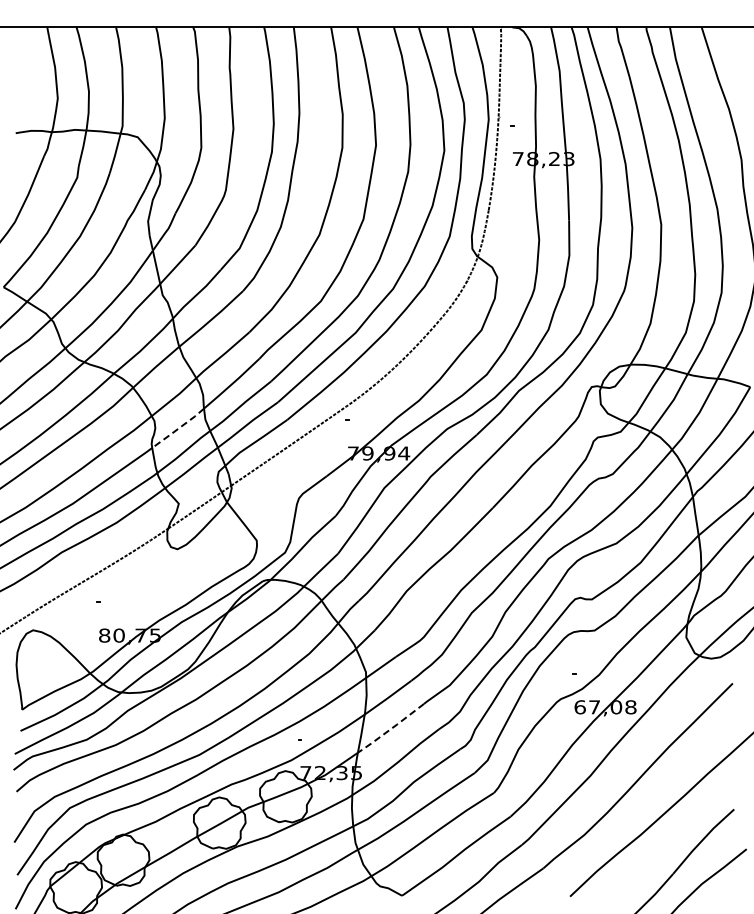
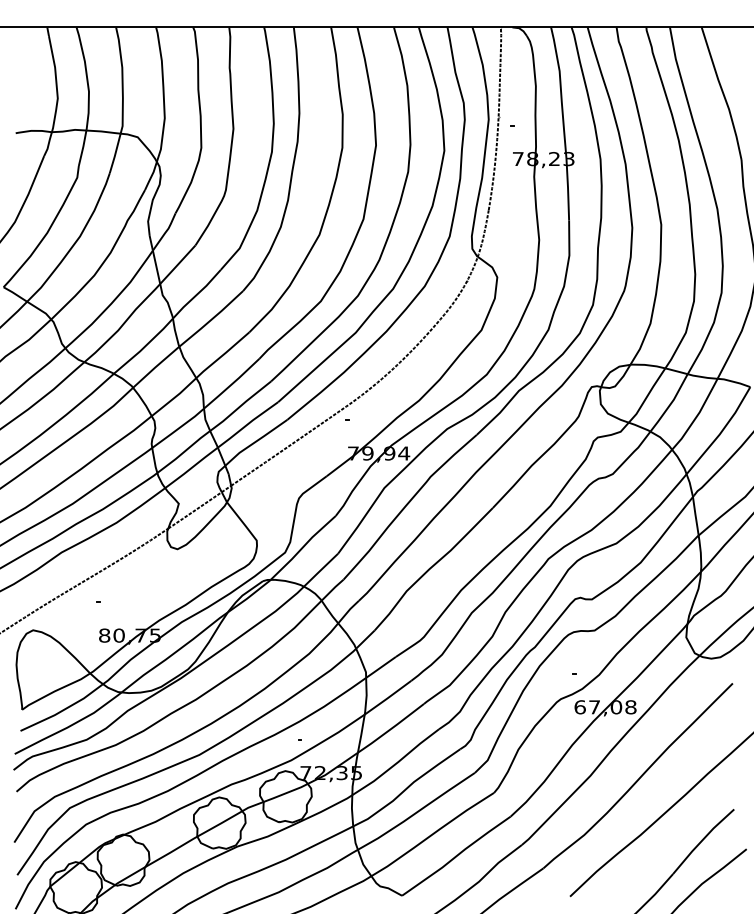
line: dashed -> solid (178, 428)
line: dashed -> solid (391, 728)
